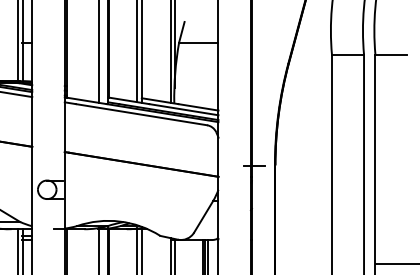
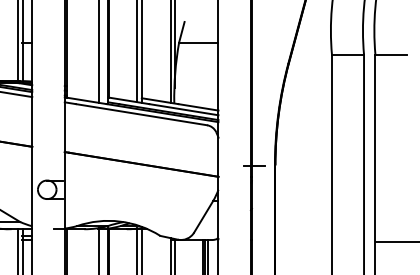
line position: (396, 263) -> (396, 241) (396, 241)
